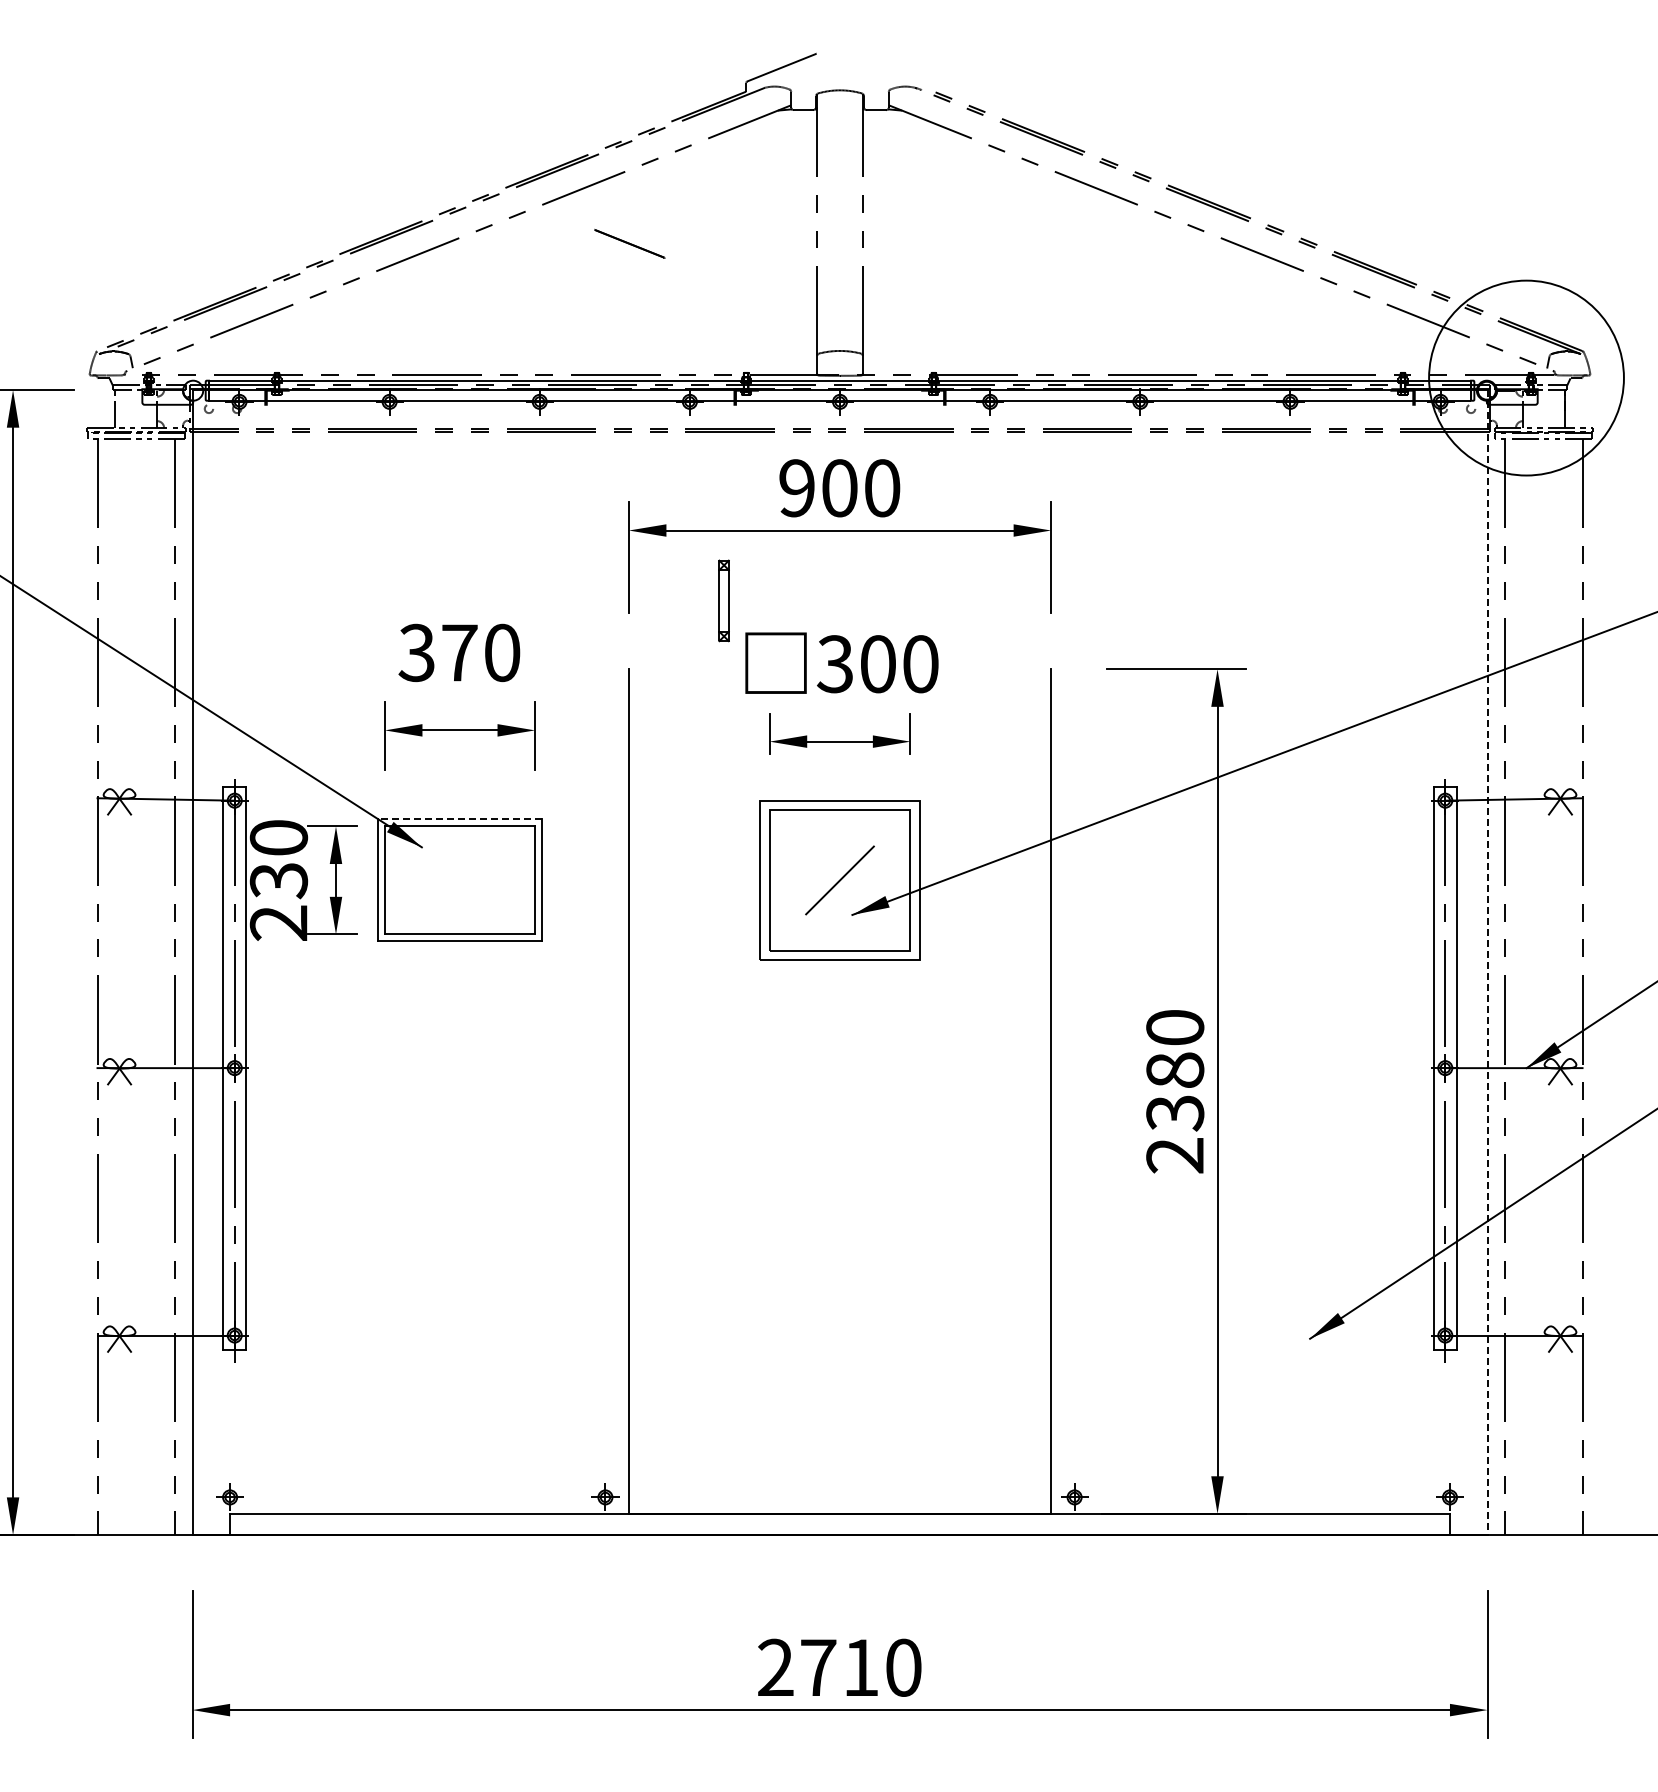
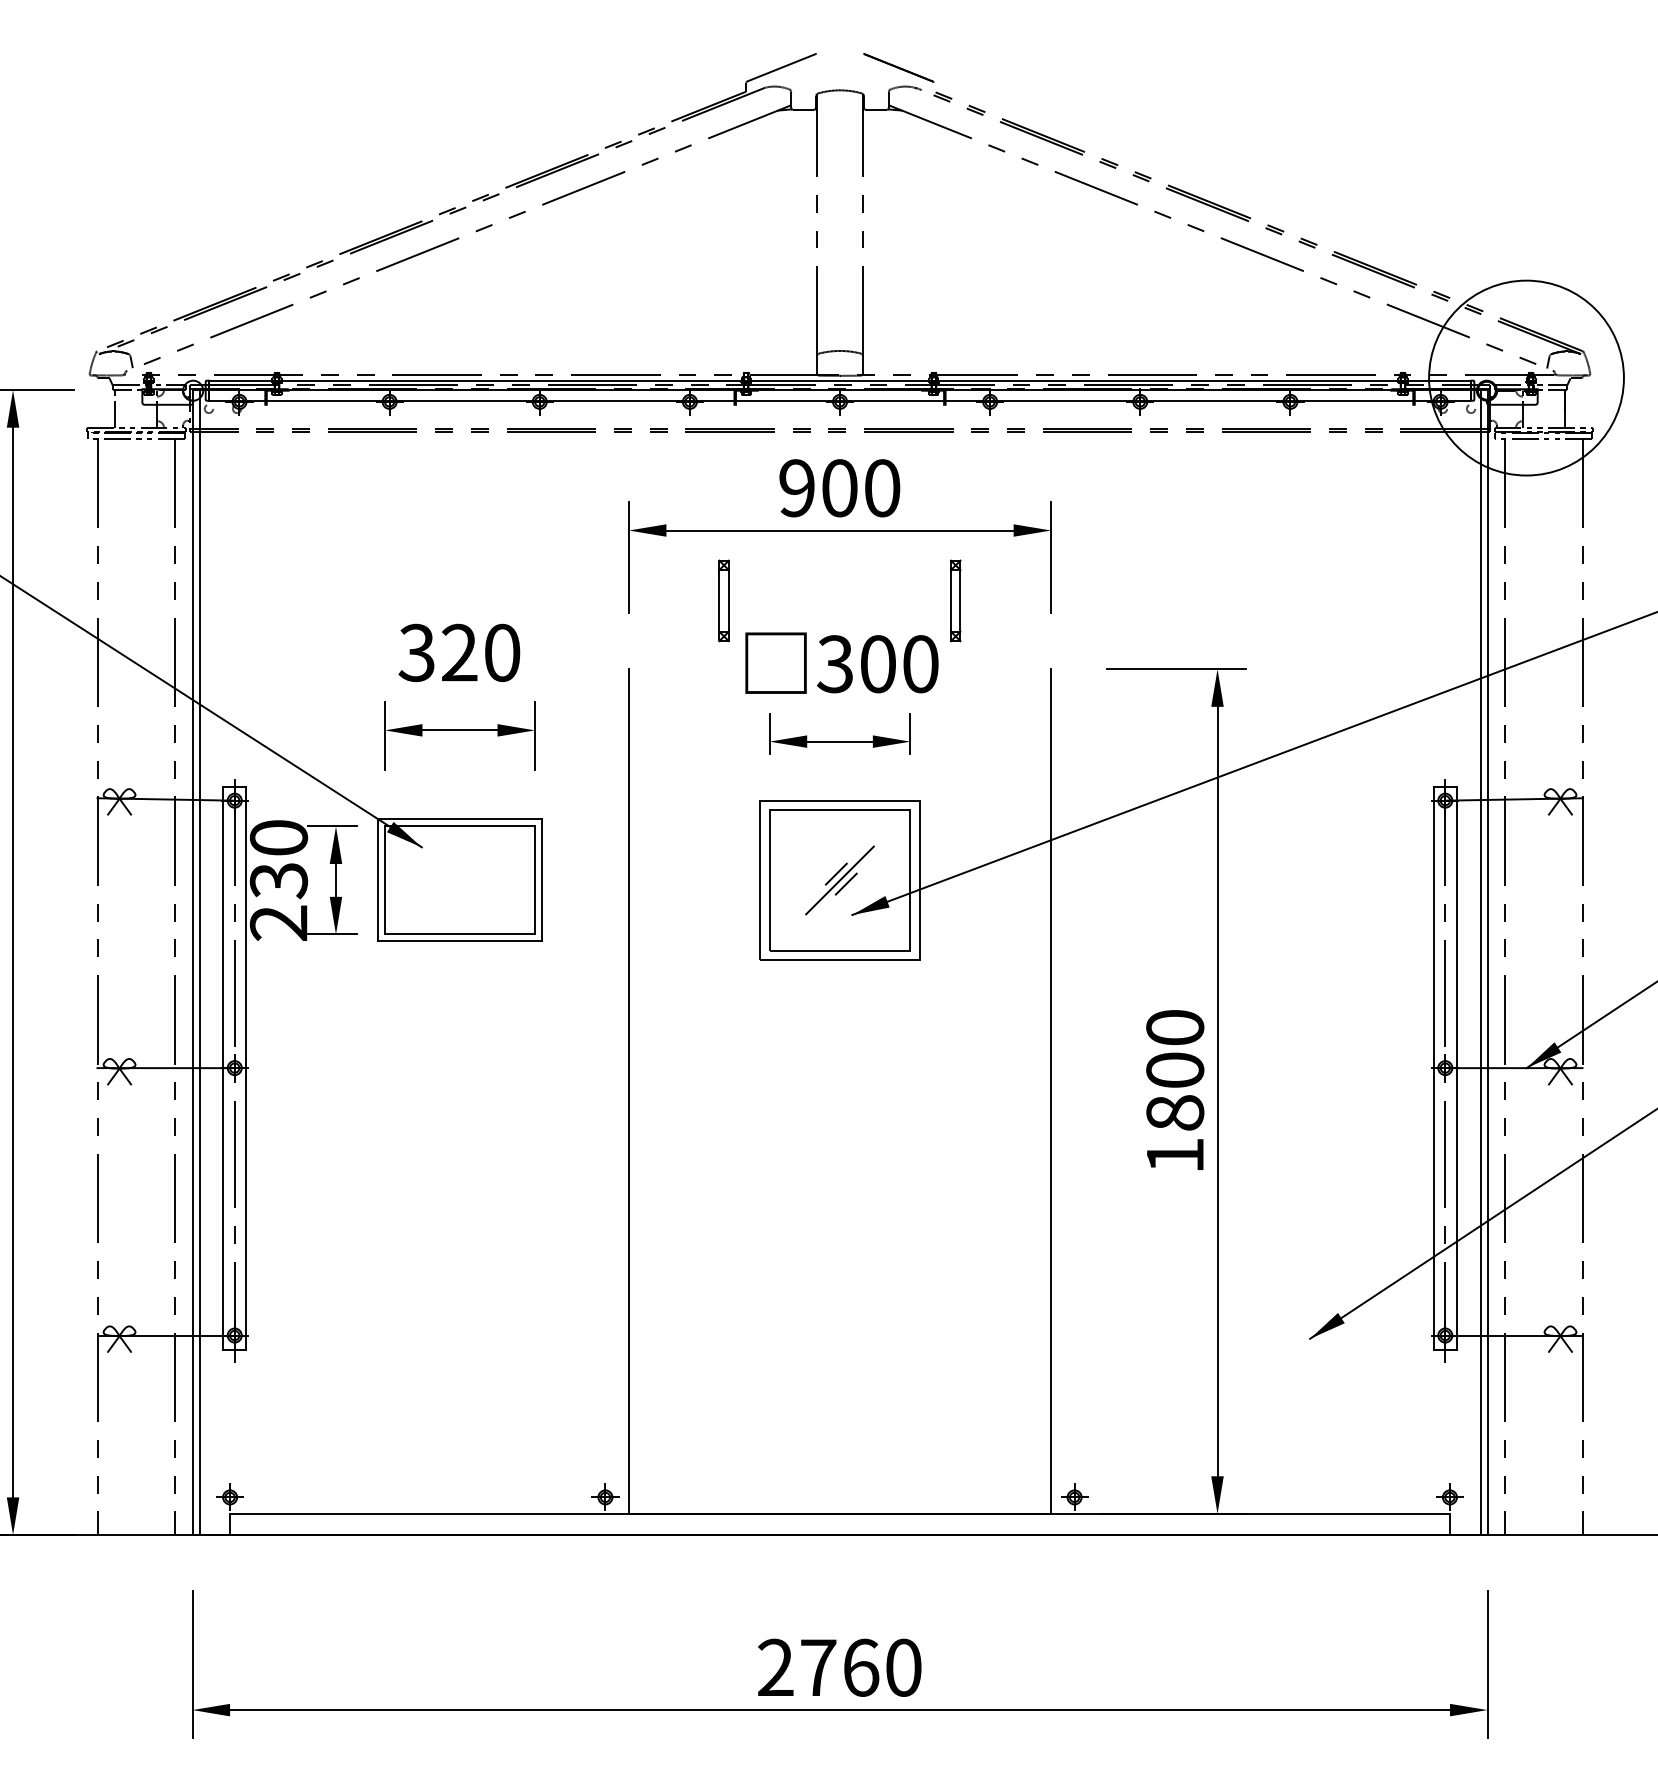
line position: (629, 243) -> (898, 67) (898, 67)
part: none -> present (955, 600)
text: 370 -> 320 (459, 652)
line: dashed -> solid (459, 819)
line: none -> present (835, 873)
line: none -> present (845, 883)
line: none -> present (199, 962)
line: none -> present (1480, 962)
line: dashed -> solid (1487, 963)
text: 2380 -> 1800 (1175, 1112)
text: 2710 -> 2760 (861, 1667)
